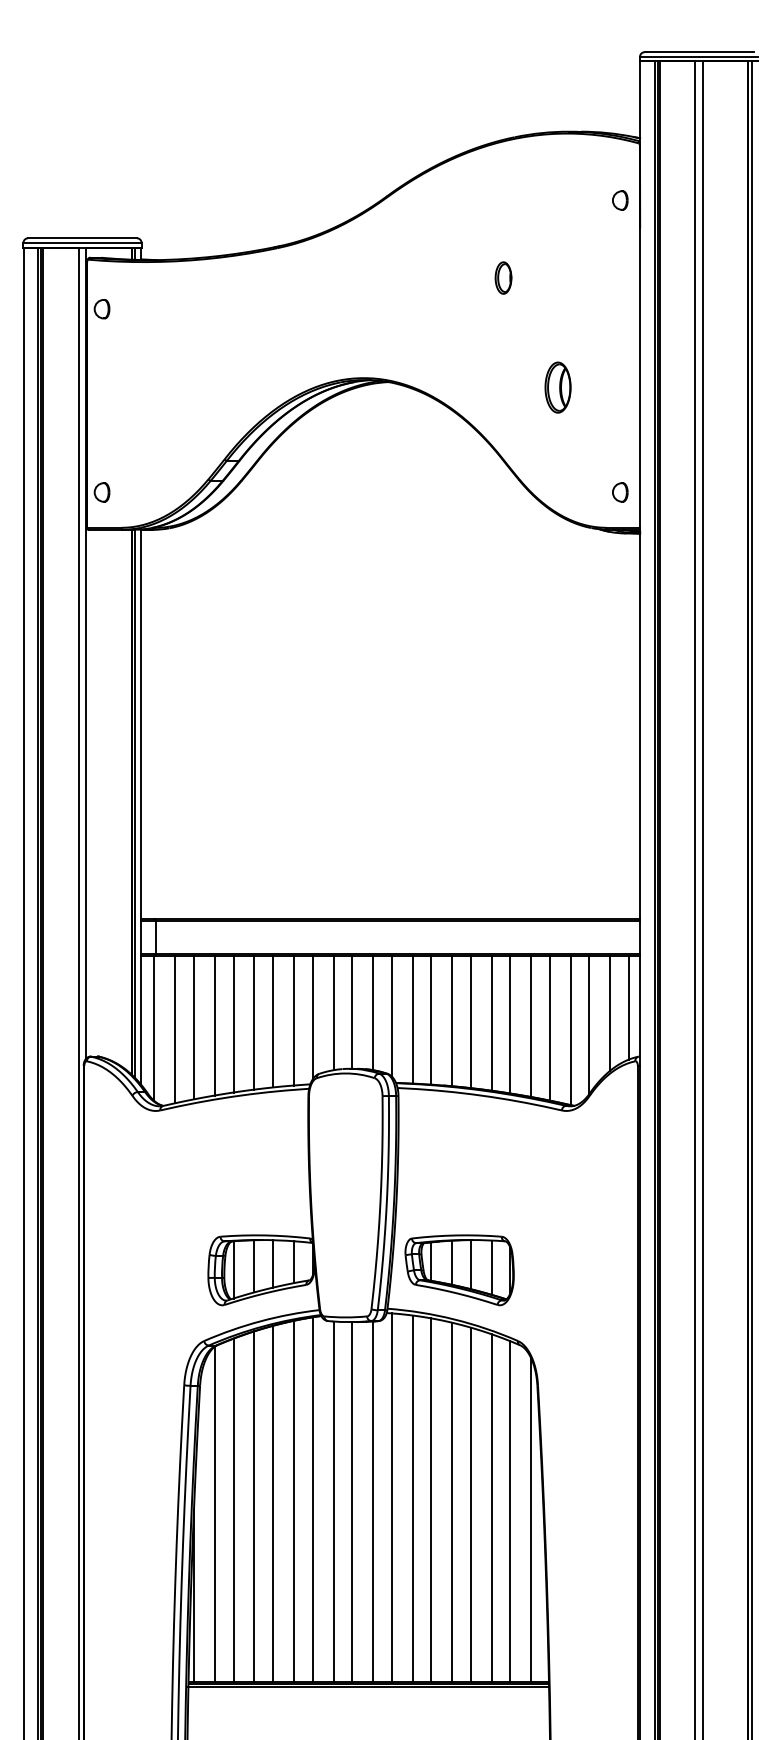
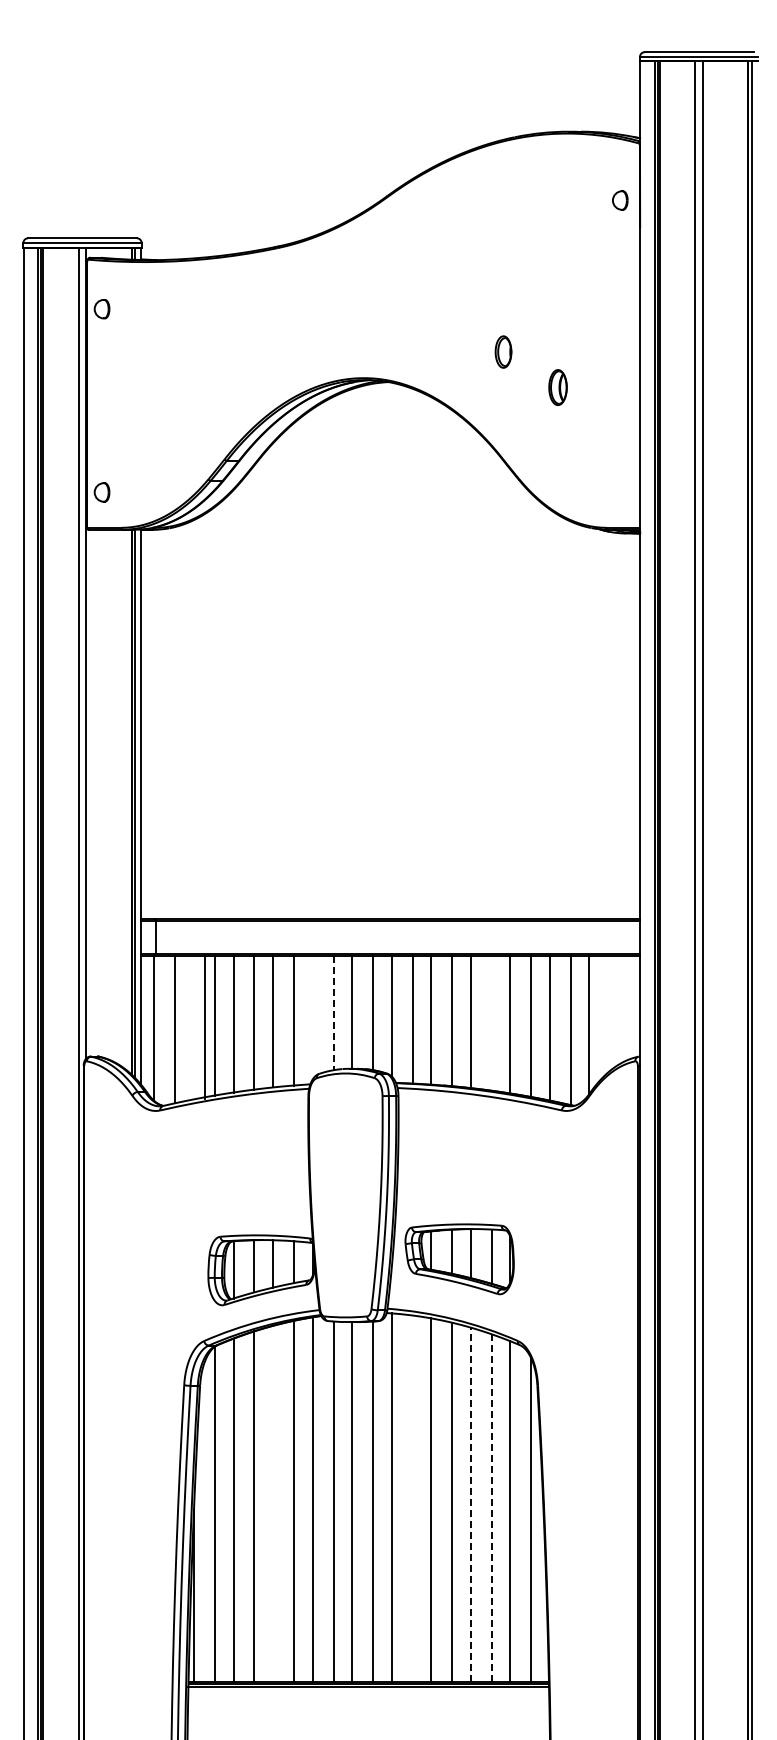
part position: (503, 277) -> (503, 351) (503, 351)
part size: 28x53 px -> 20x37 px (557, 387)
part: present -> none (620, 492)
line: present -> none (628, 1007)
line: solid -> dashed (333, 1013)
line: present -> none (610, 1013)
line: present -> none (312, 1017)
line: present -> none (491, 1023)
line position: (194, 1027) -> (205, 1027) (205, 1027)
part position: (459, 1270) -> (459, 1259) (459, 1259)
line: present -> none (412, 1498)
line: present -> none (273, 1503)
line: solid -> dashed (470, 1504)
line: solid -> dashed (491, 1508)
